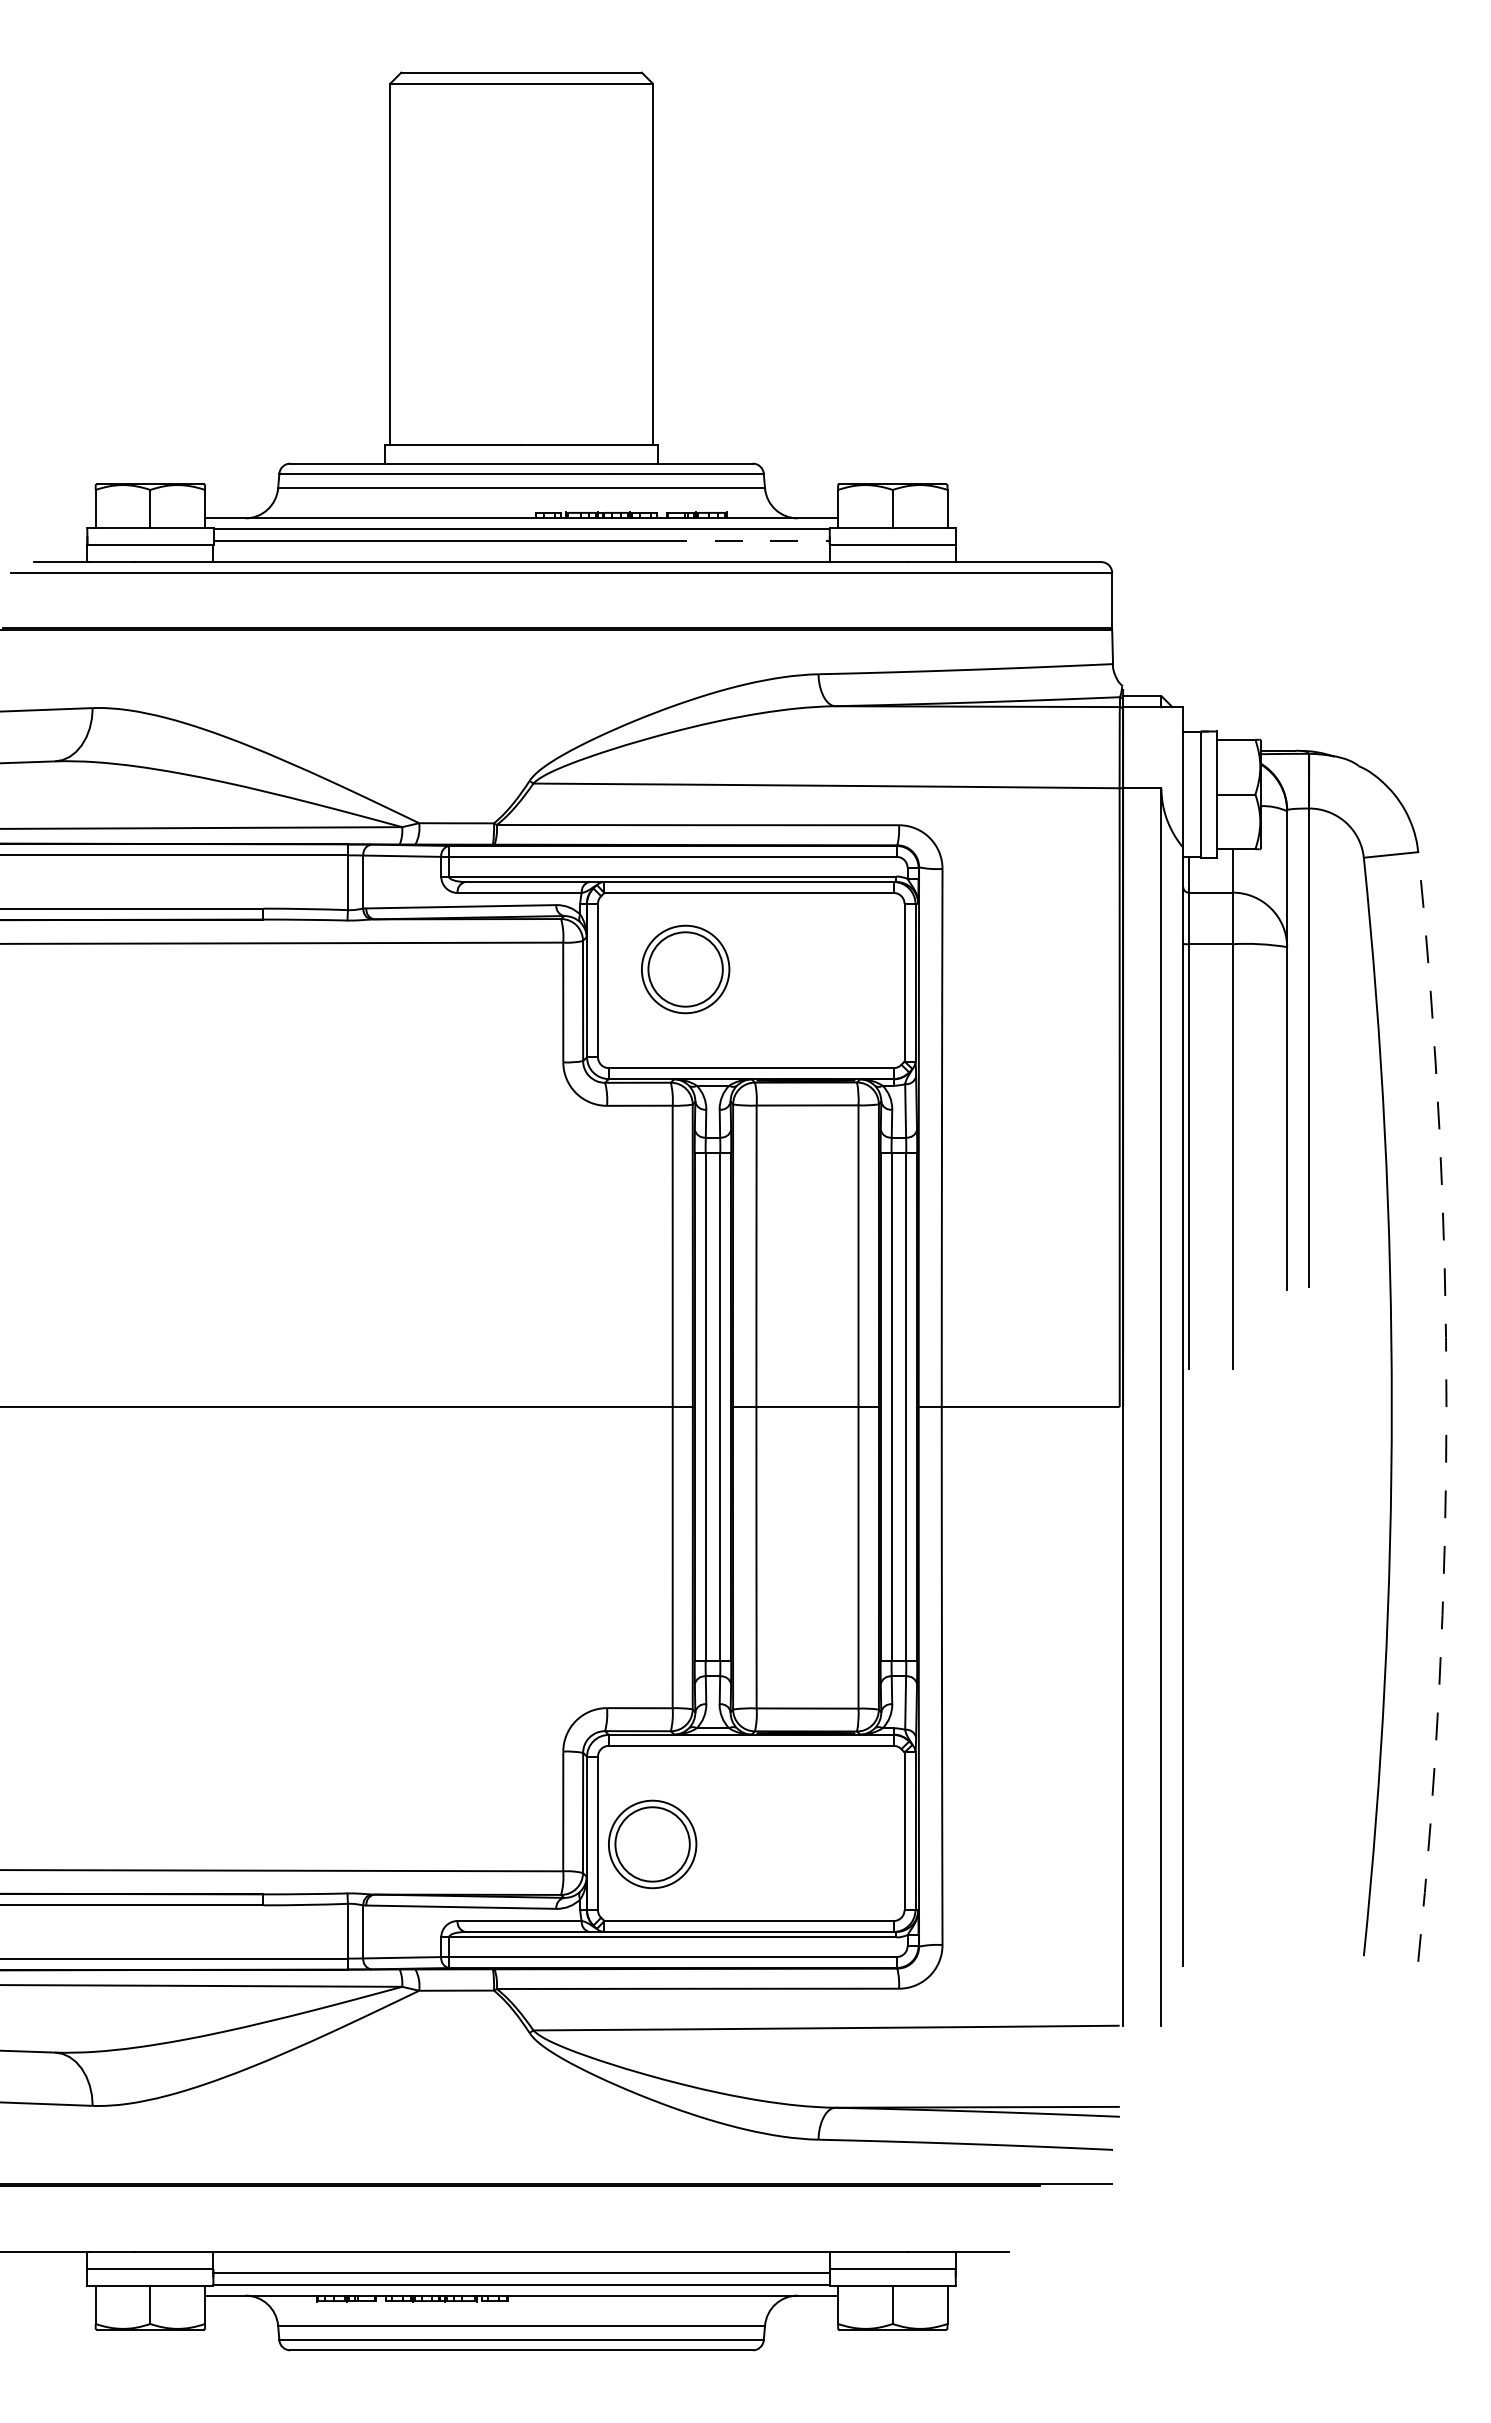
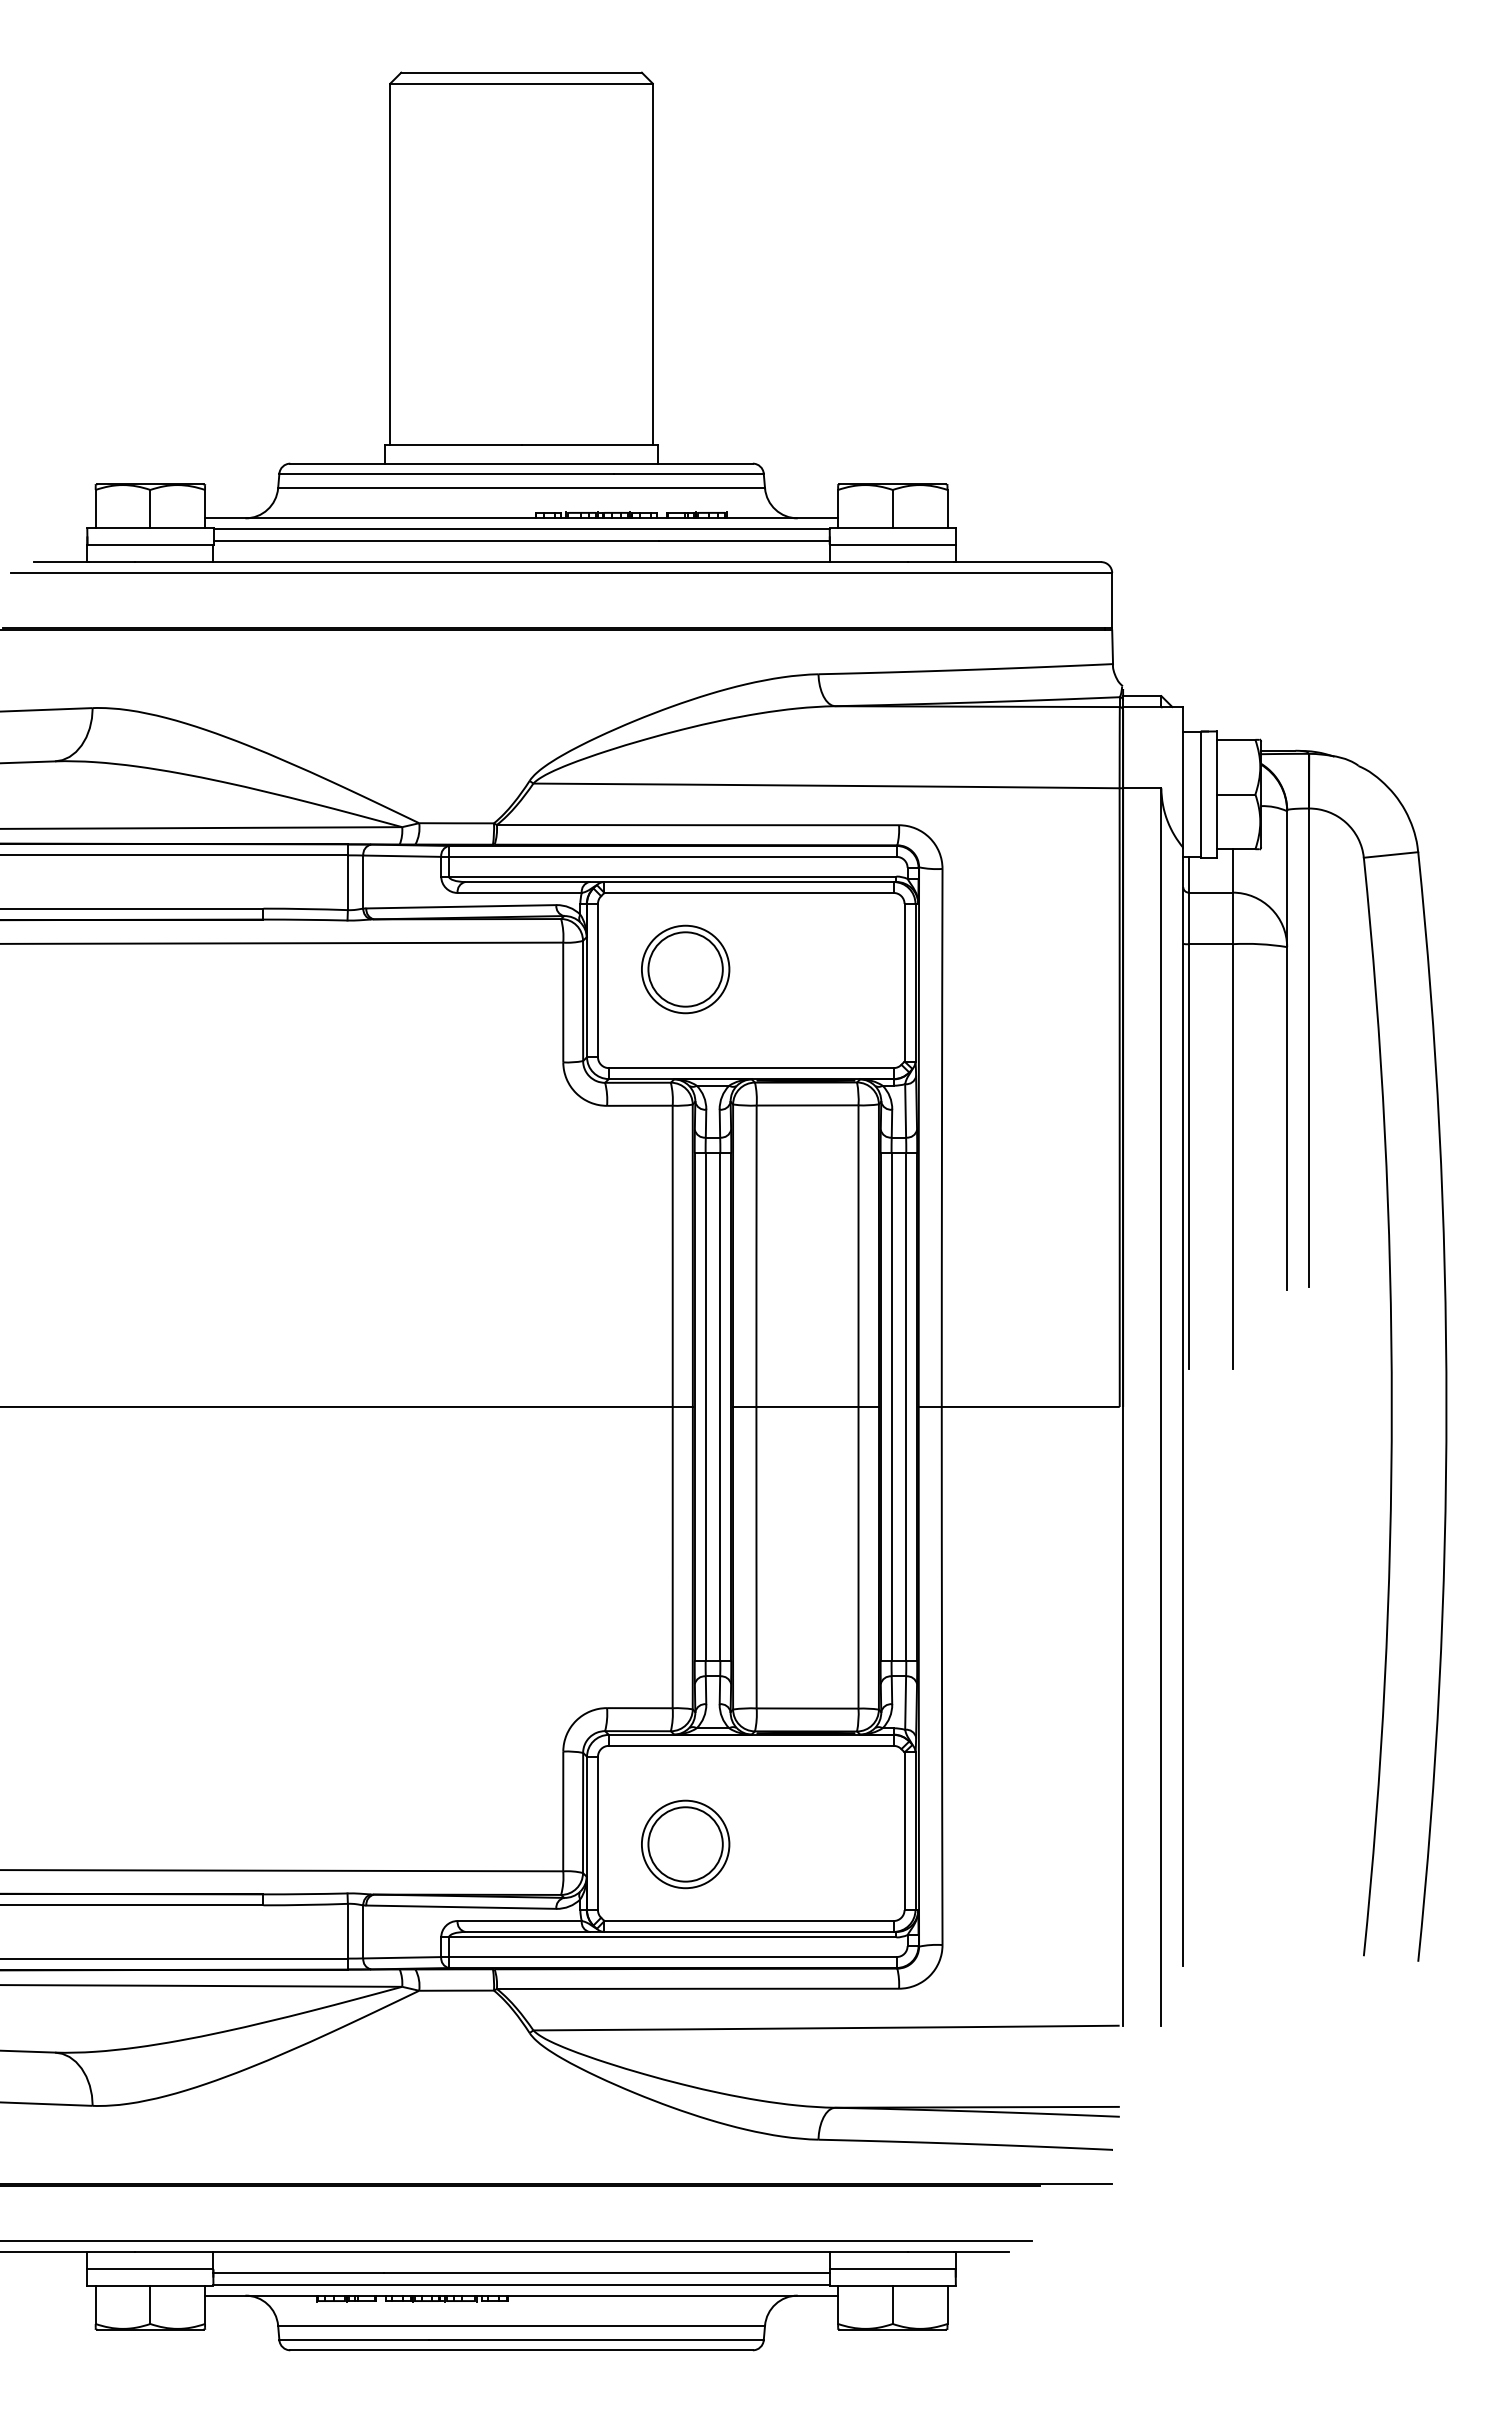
line: dashed -> solid (745, 541)
arc: dashed -> solid (1446, 1406)
part position: (652, 1844) -> (685, 1844) (685, 1844)
line: none -> present (516, 2240)
